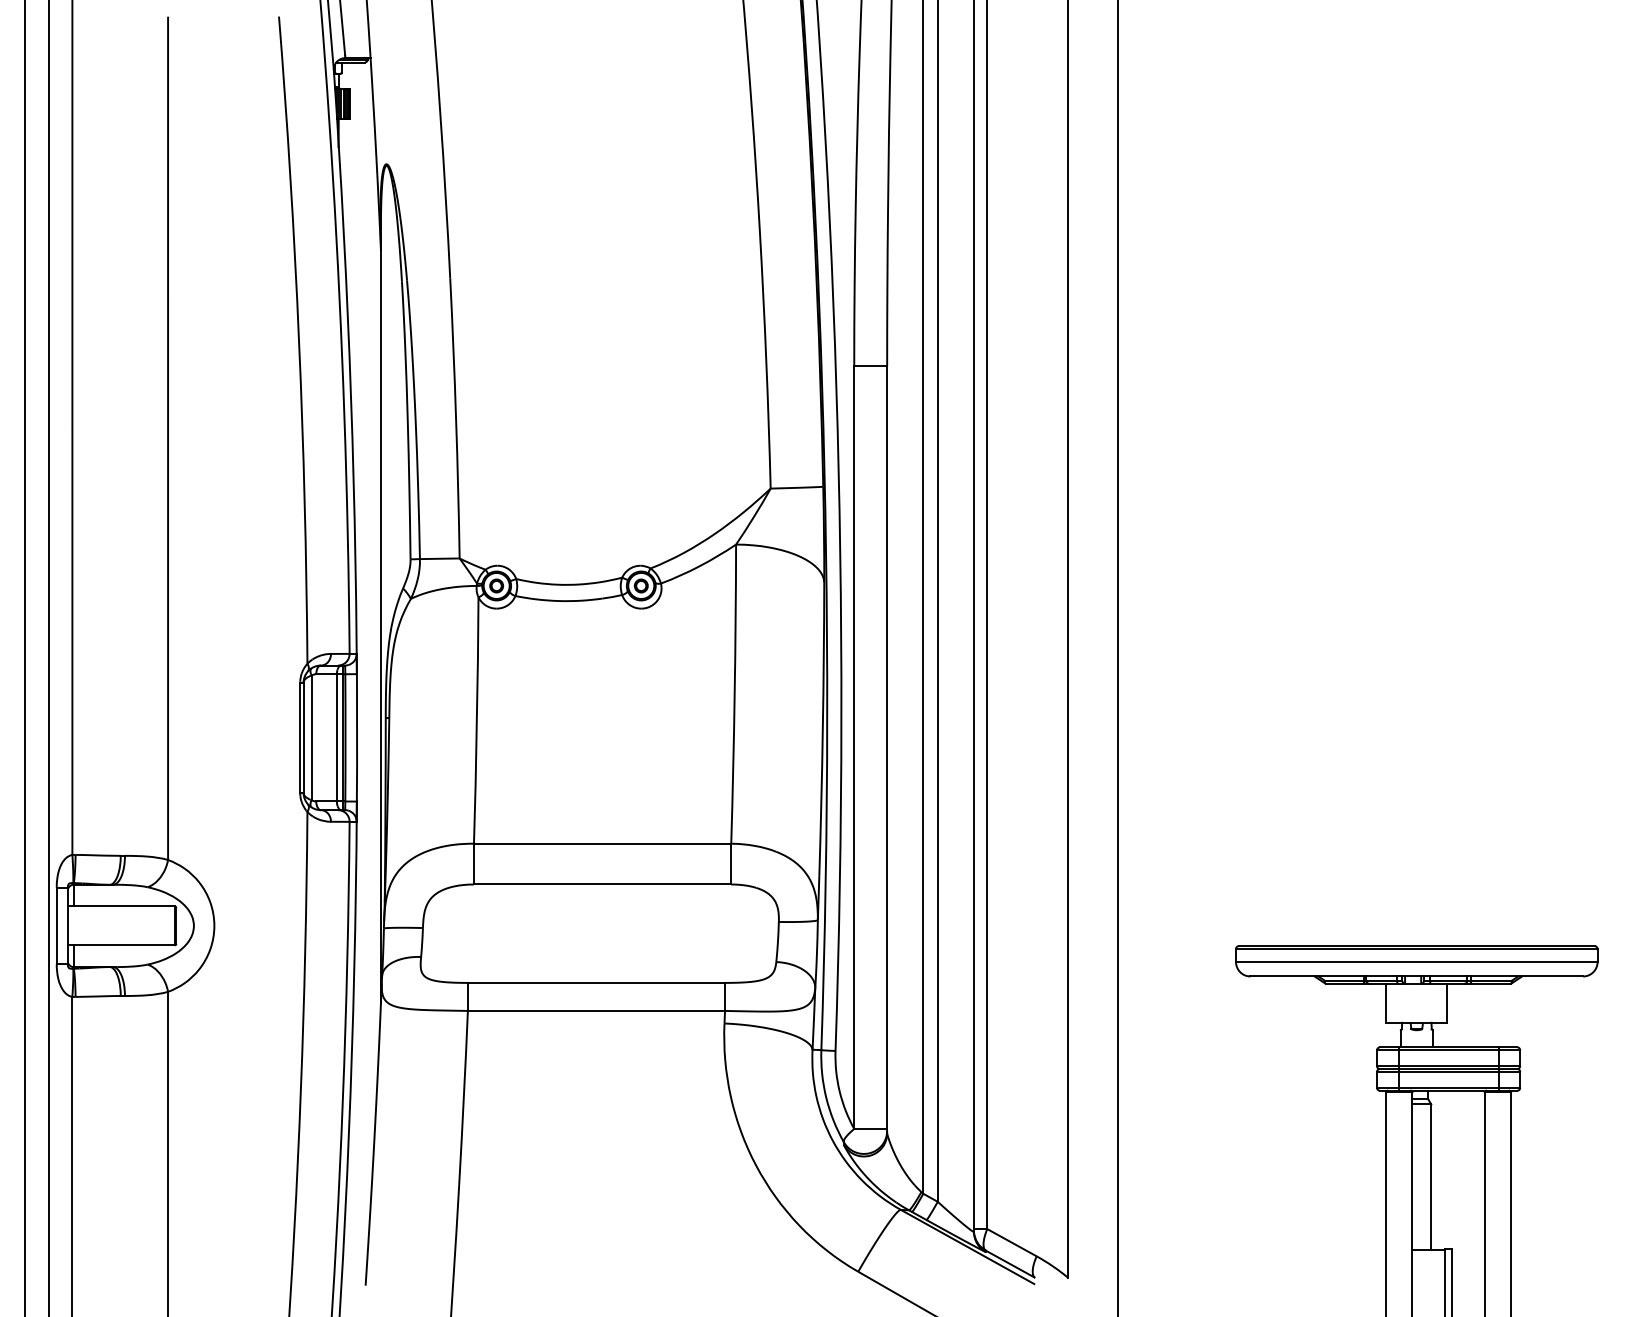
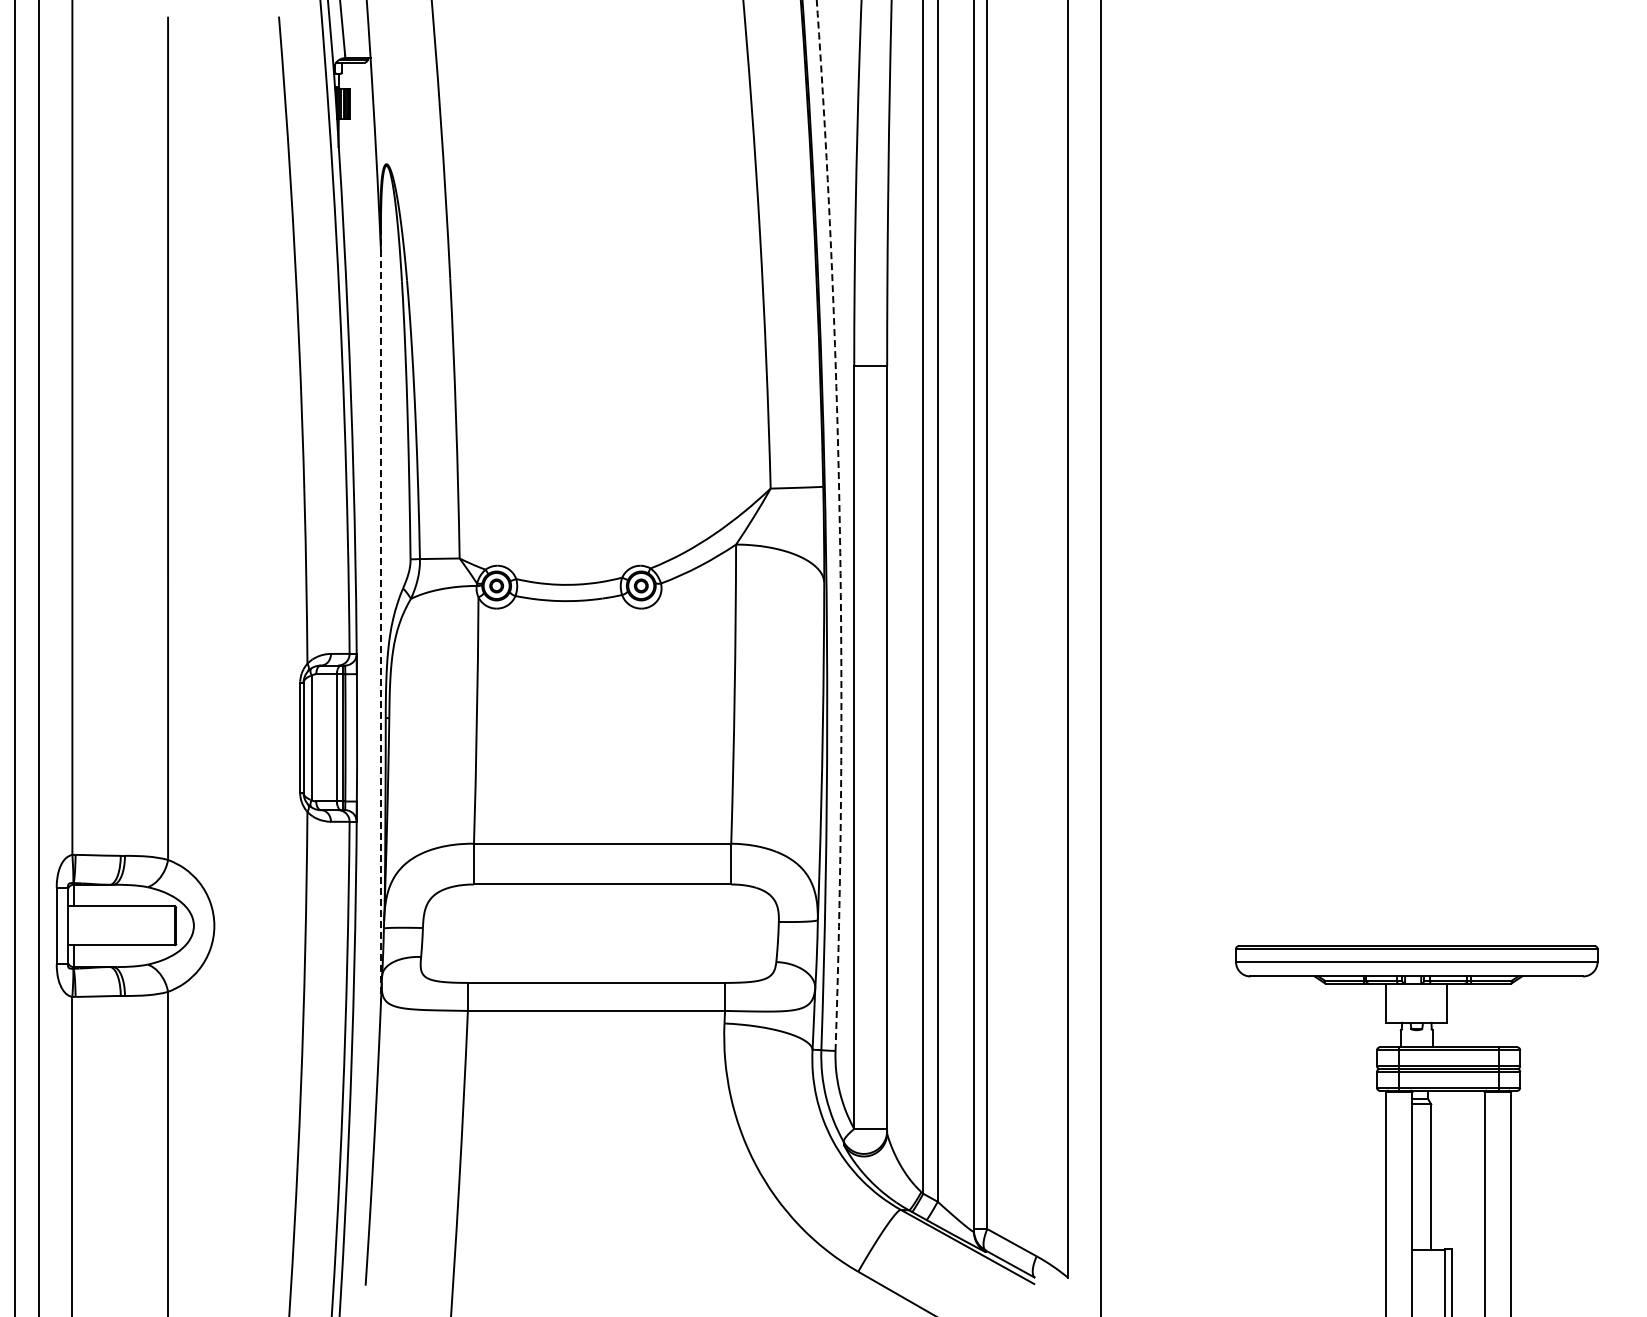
arc: solid -> dashed (839, 525)
line: solid -> dashed (380, 615)
line position: (25, 657) -> (15, 657) (15, 657)
line position: (49, 657) -> (39, 657) (39, 657)
line position: (1117, 657) -> (1100, 657) (1100, 657)
